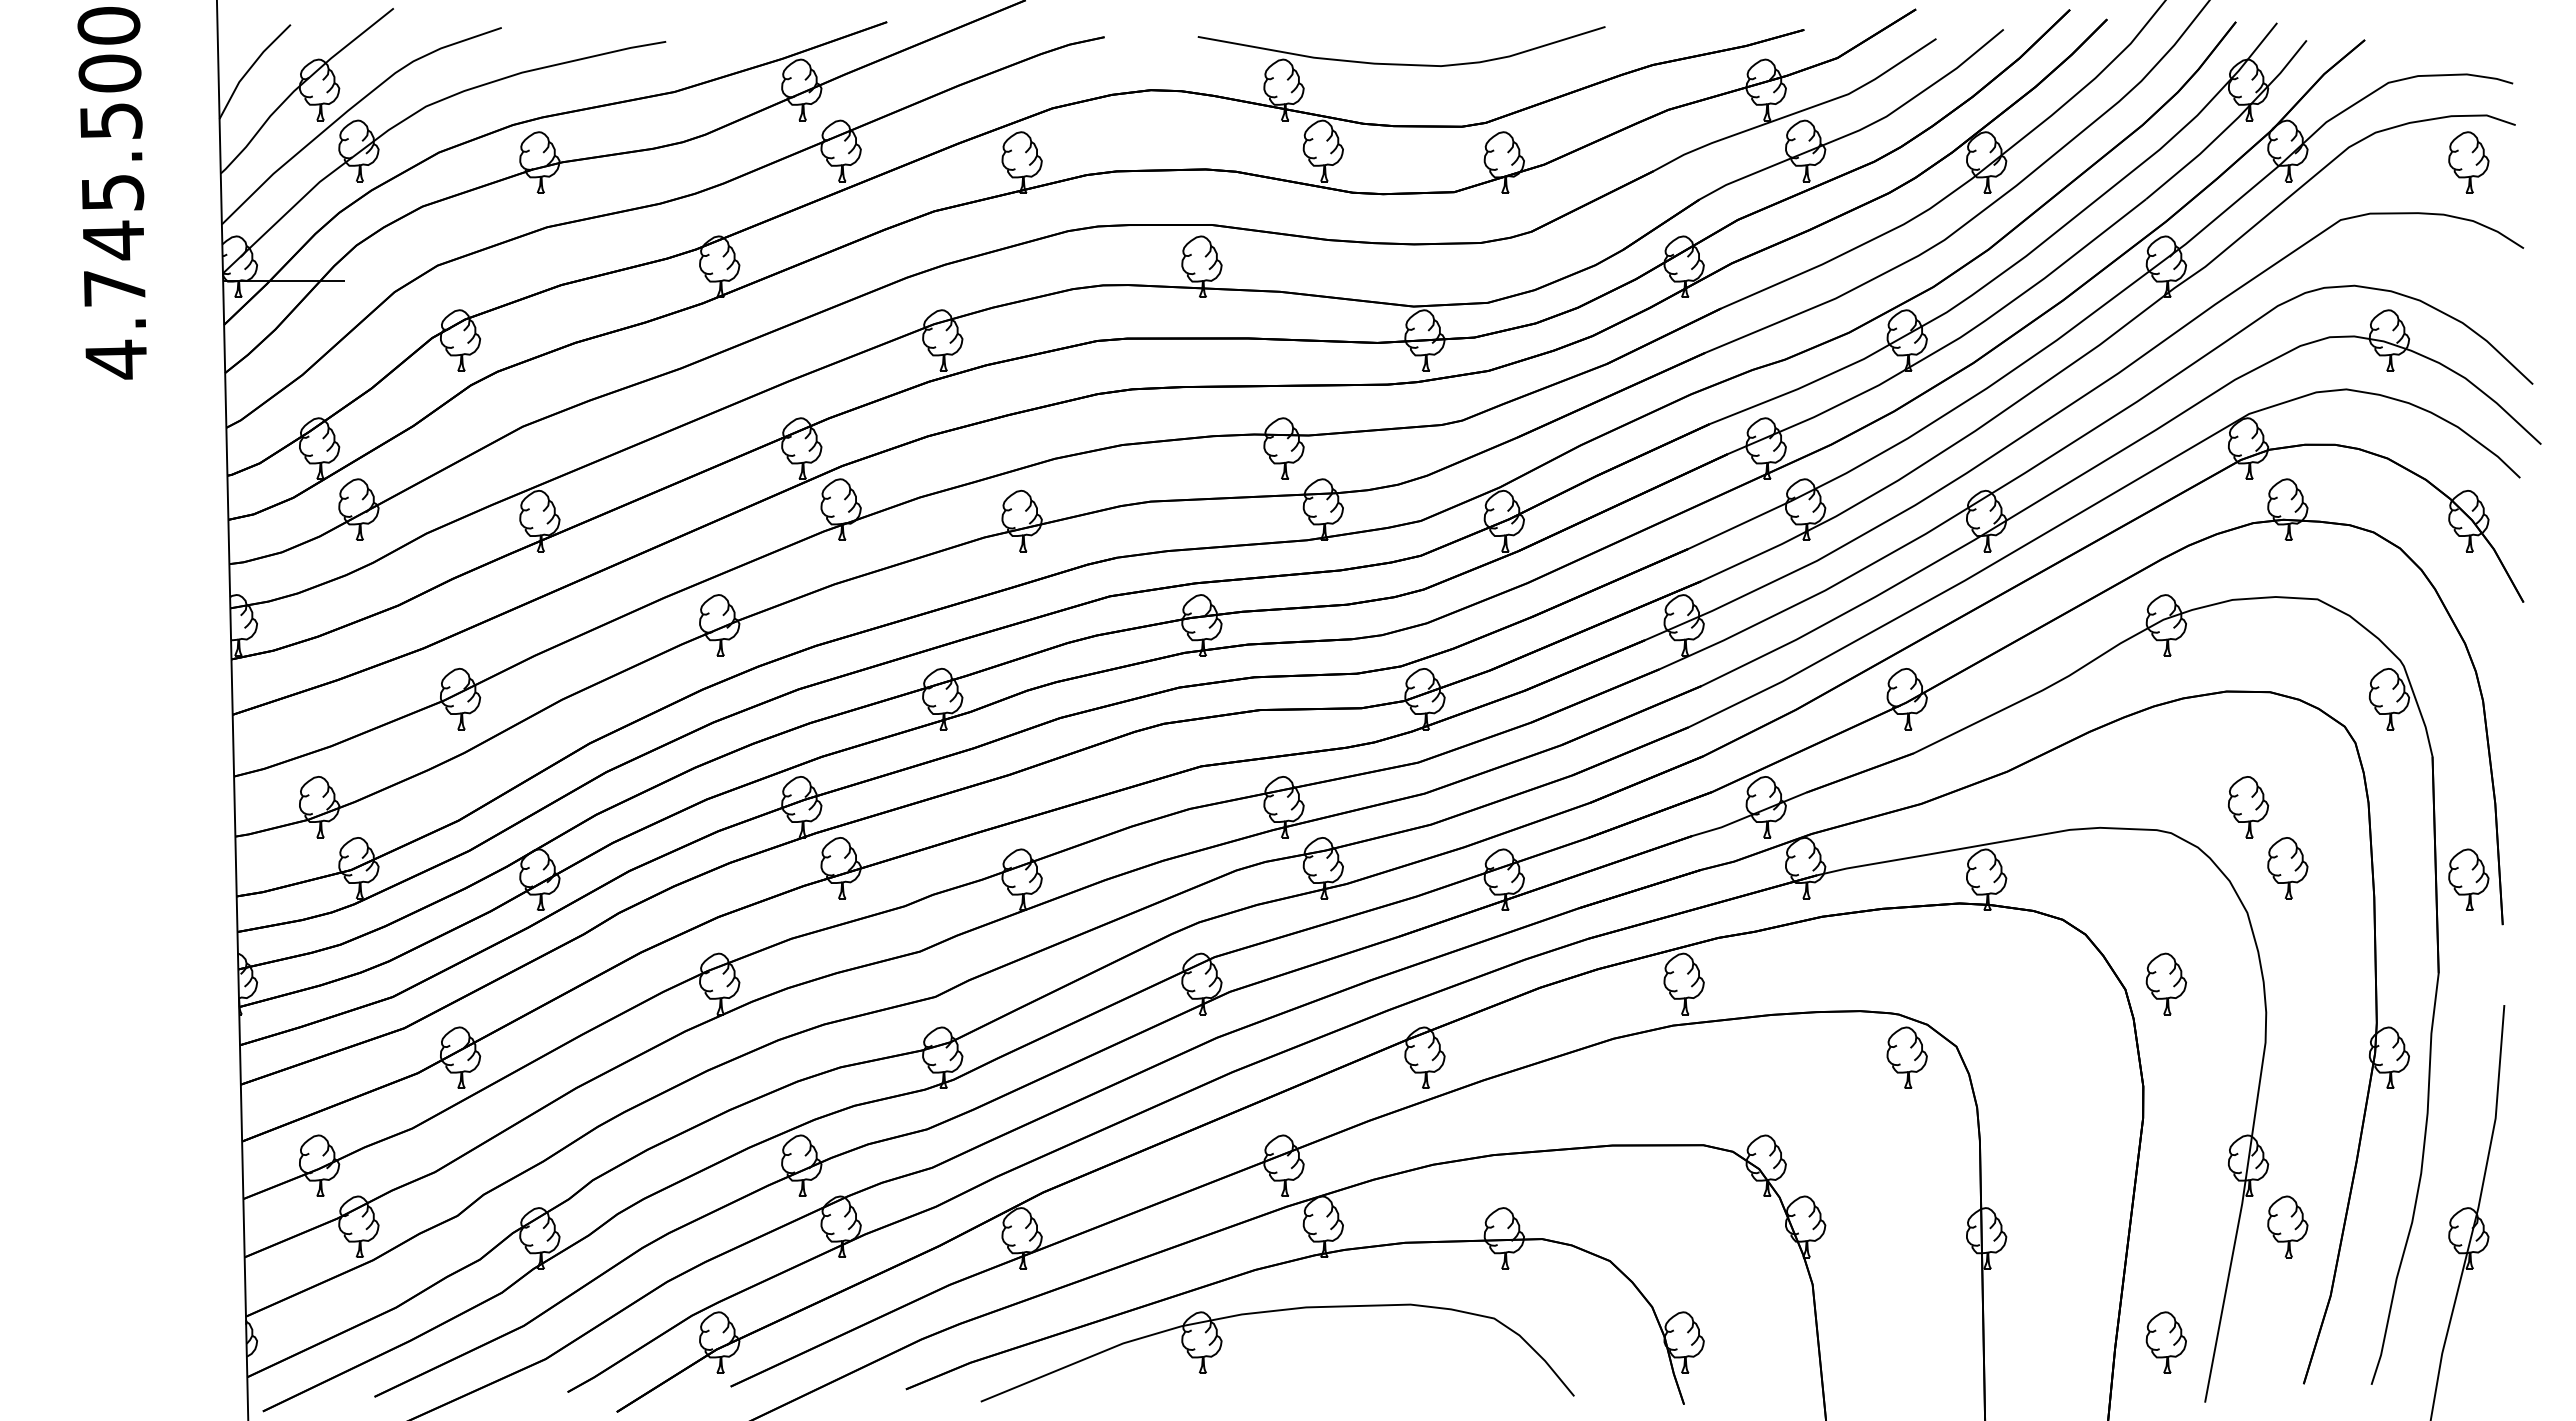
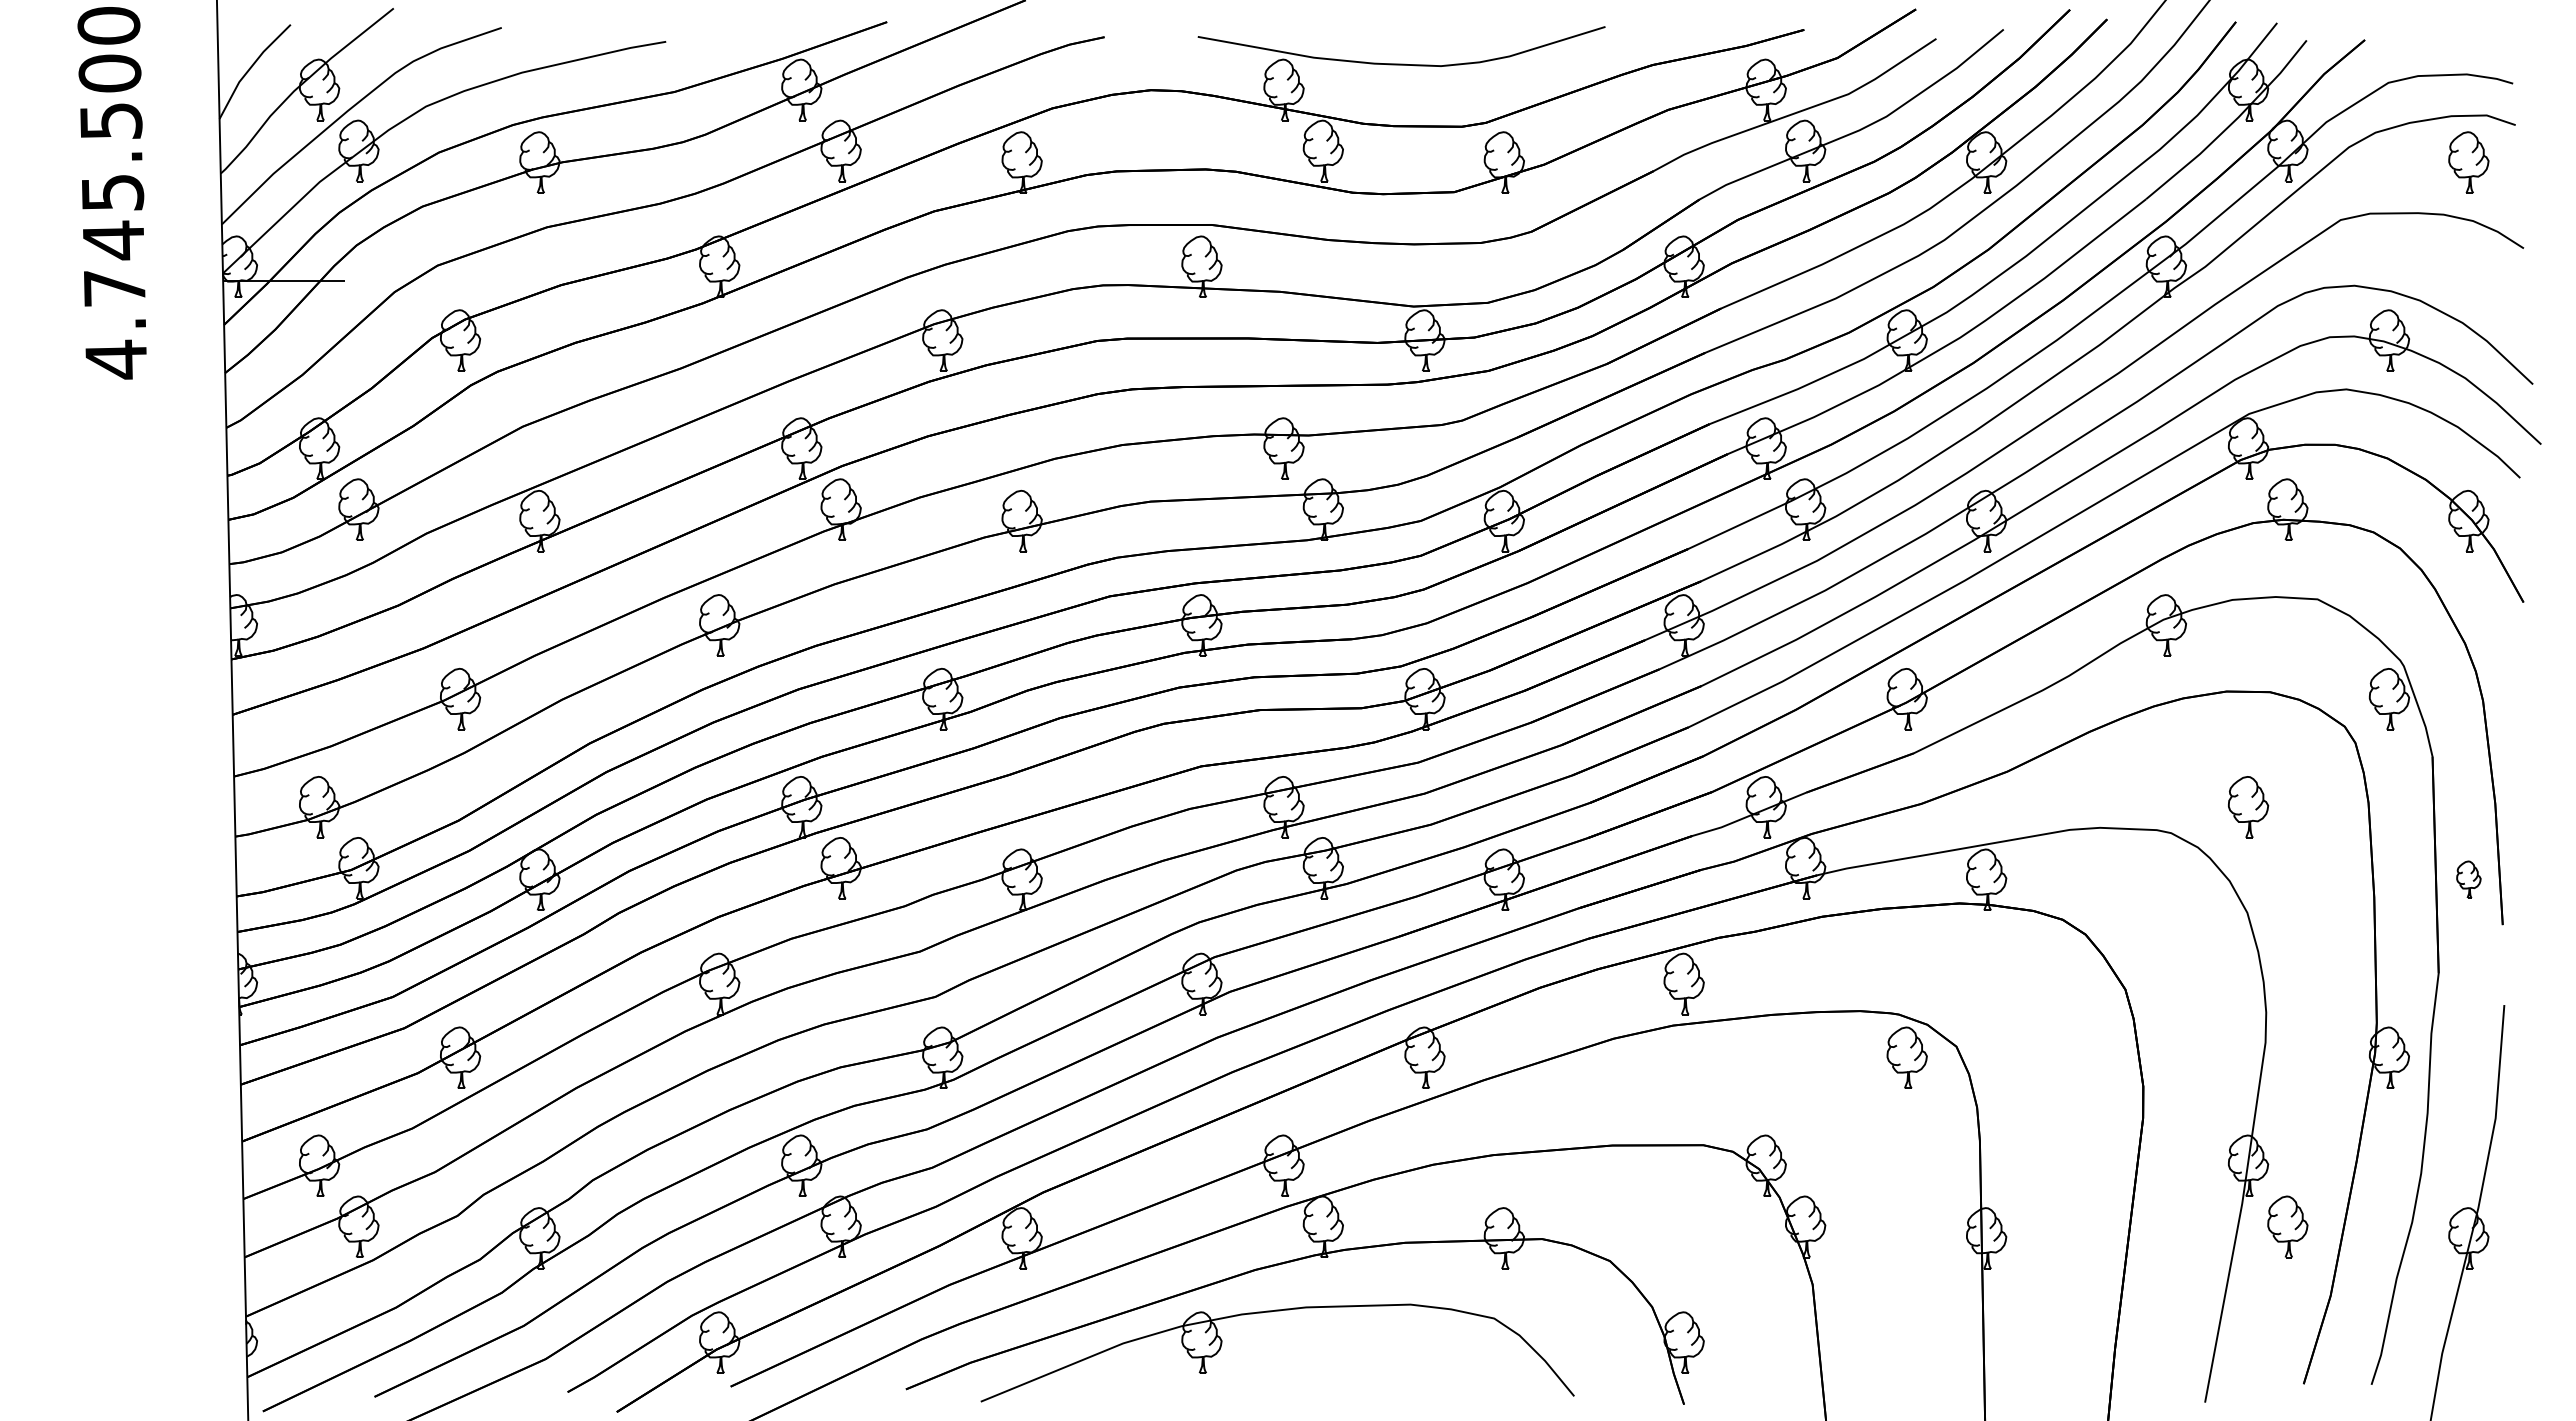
part: present -> none (2287, 868)
part size: 42x63 px -> 26x39 px (2468, 879)
part: present -> none (2165, 983)
part: present -> none (2165, 1342)
